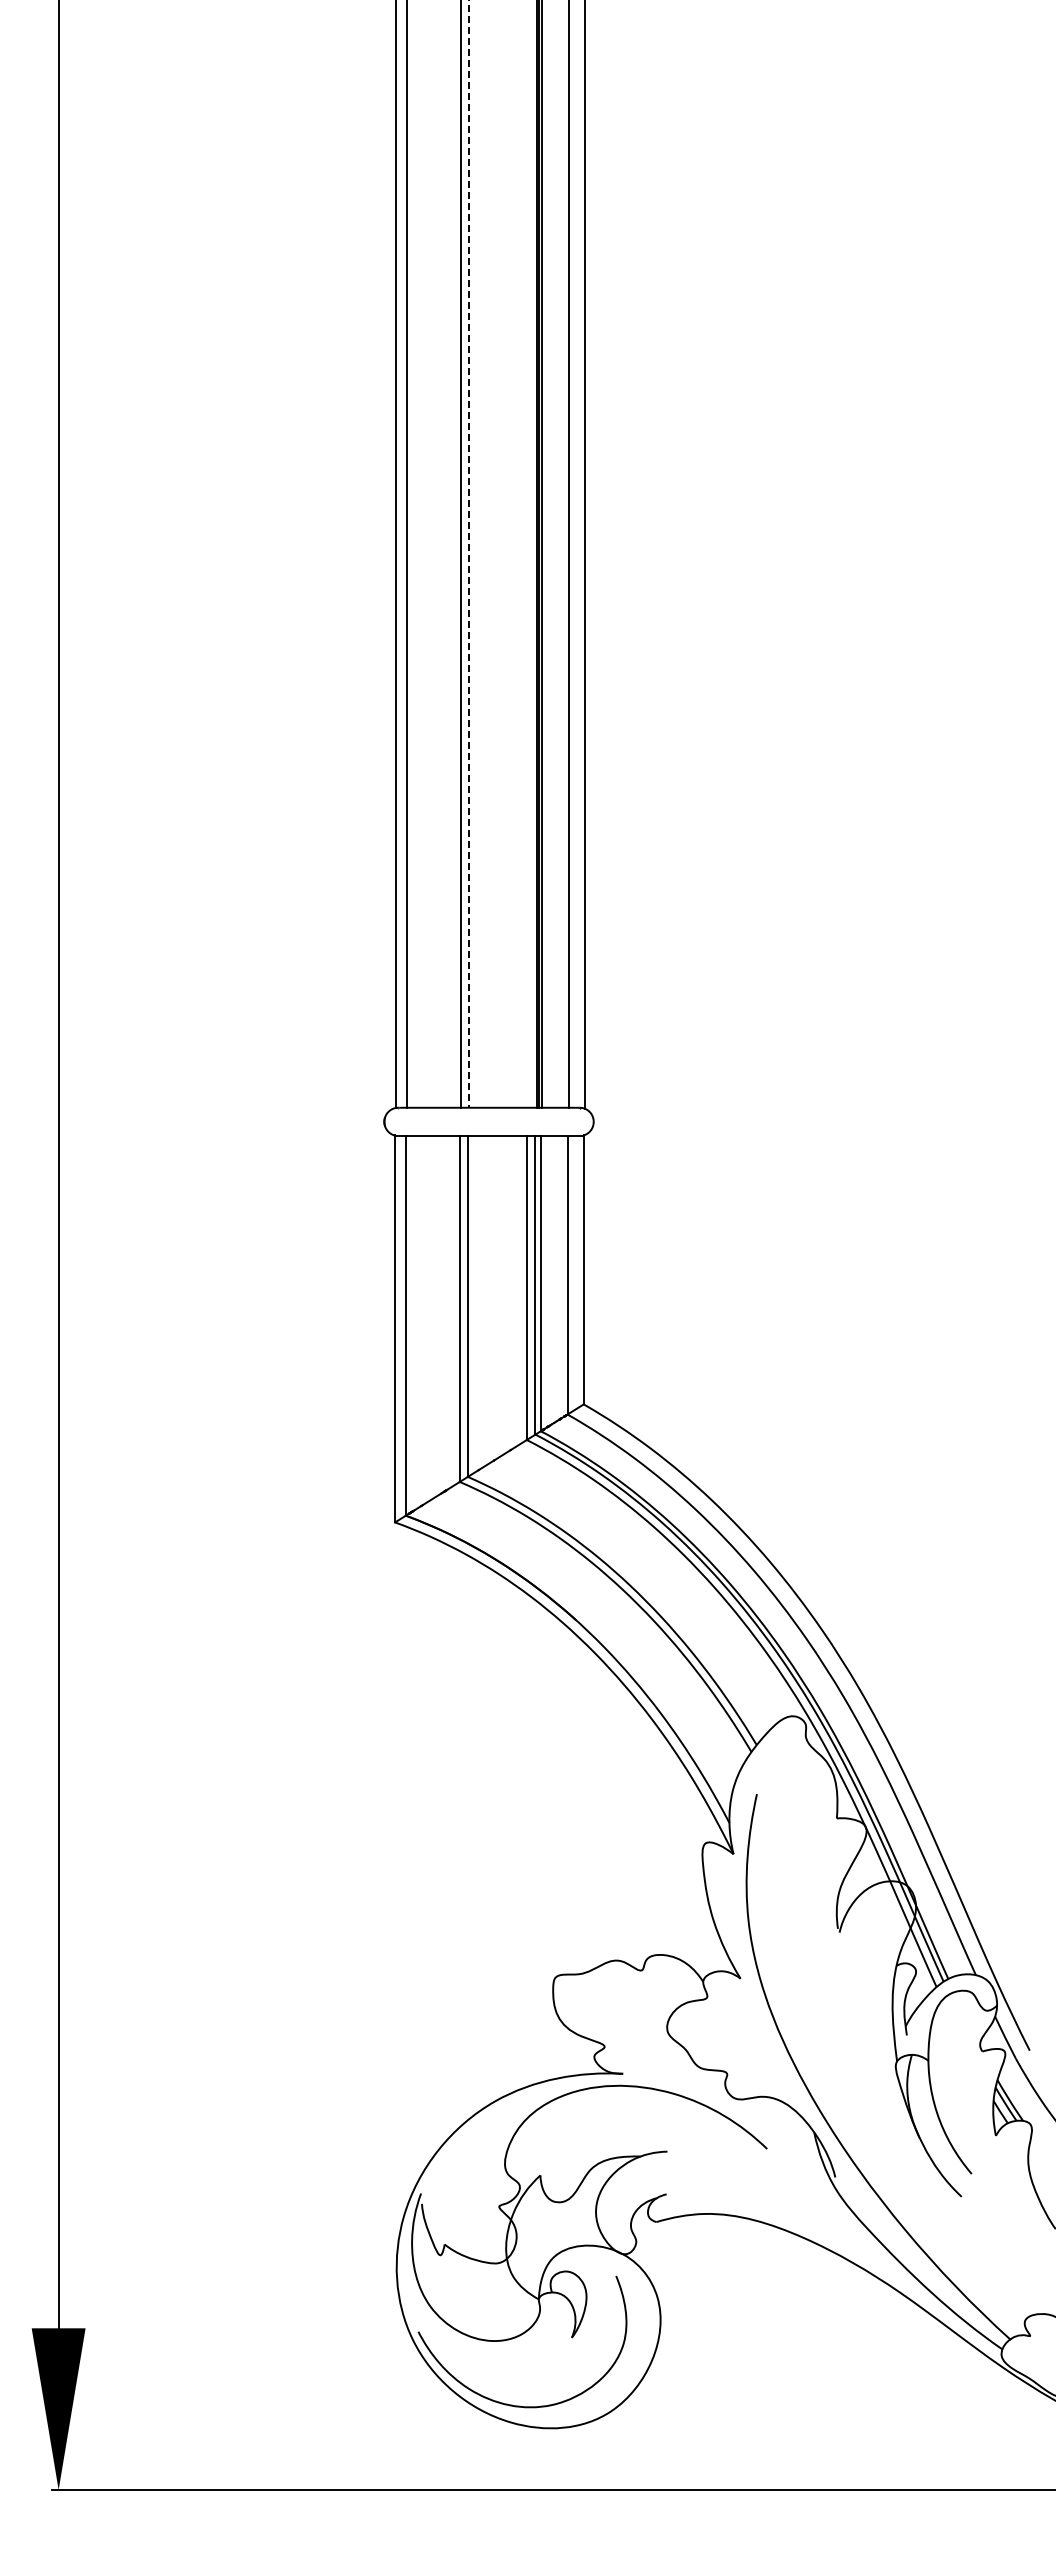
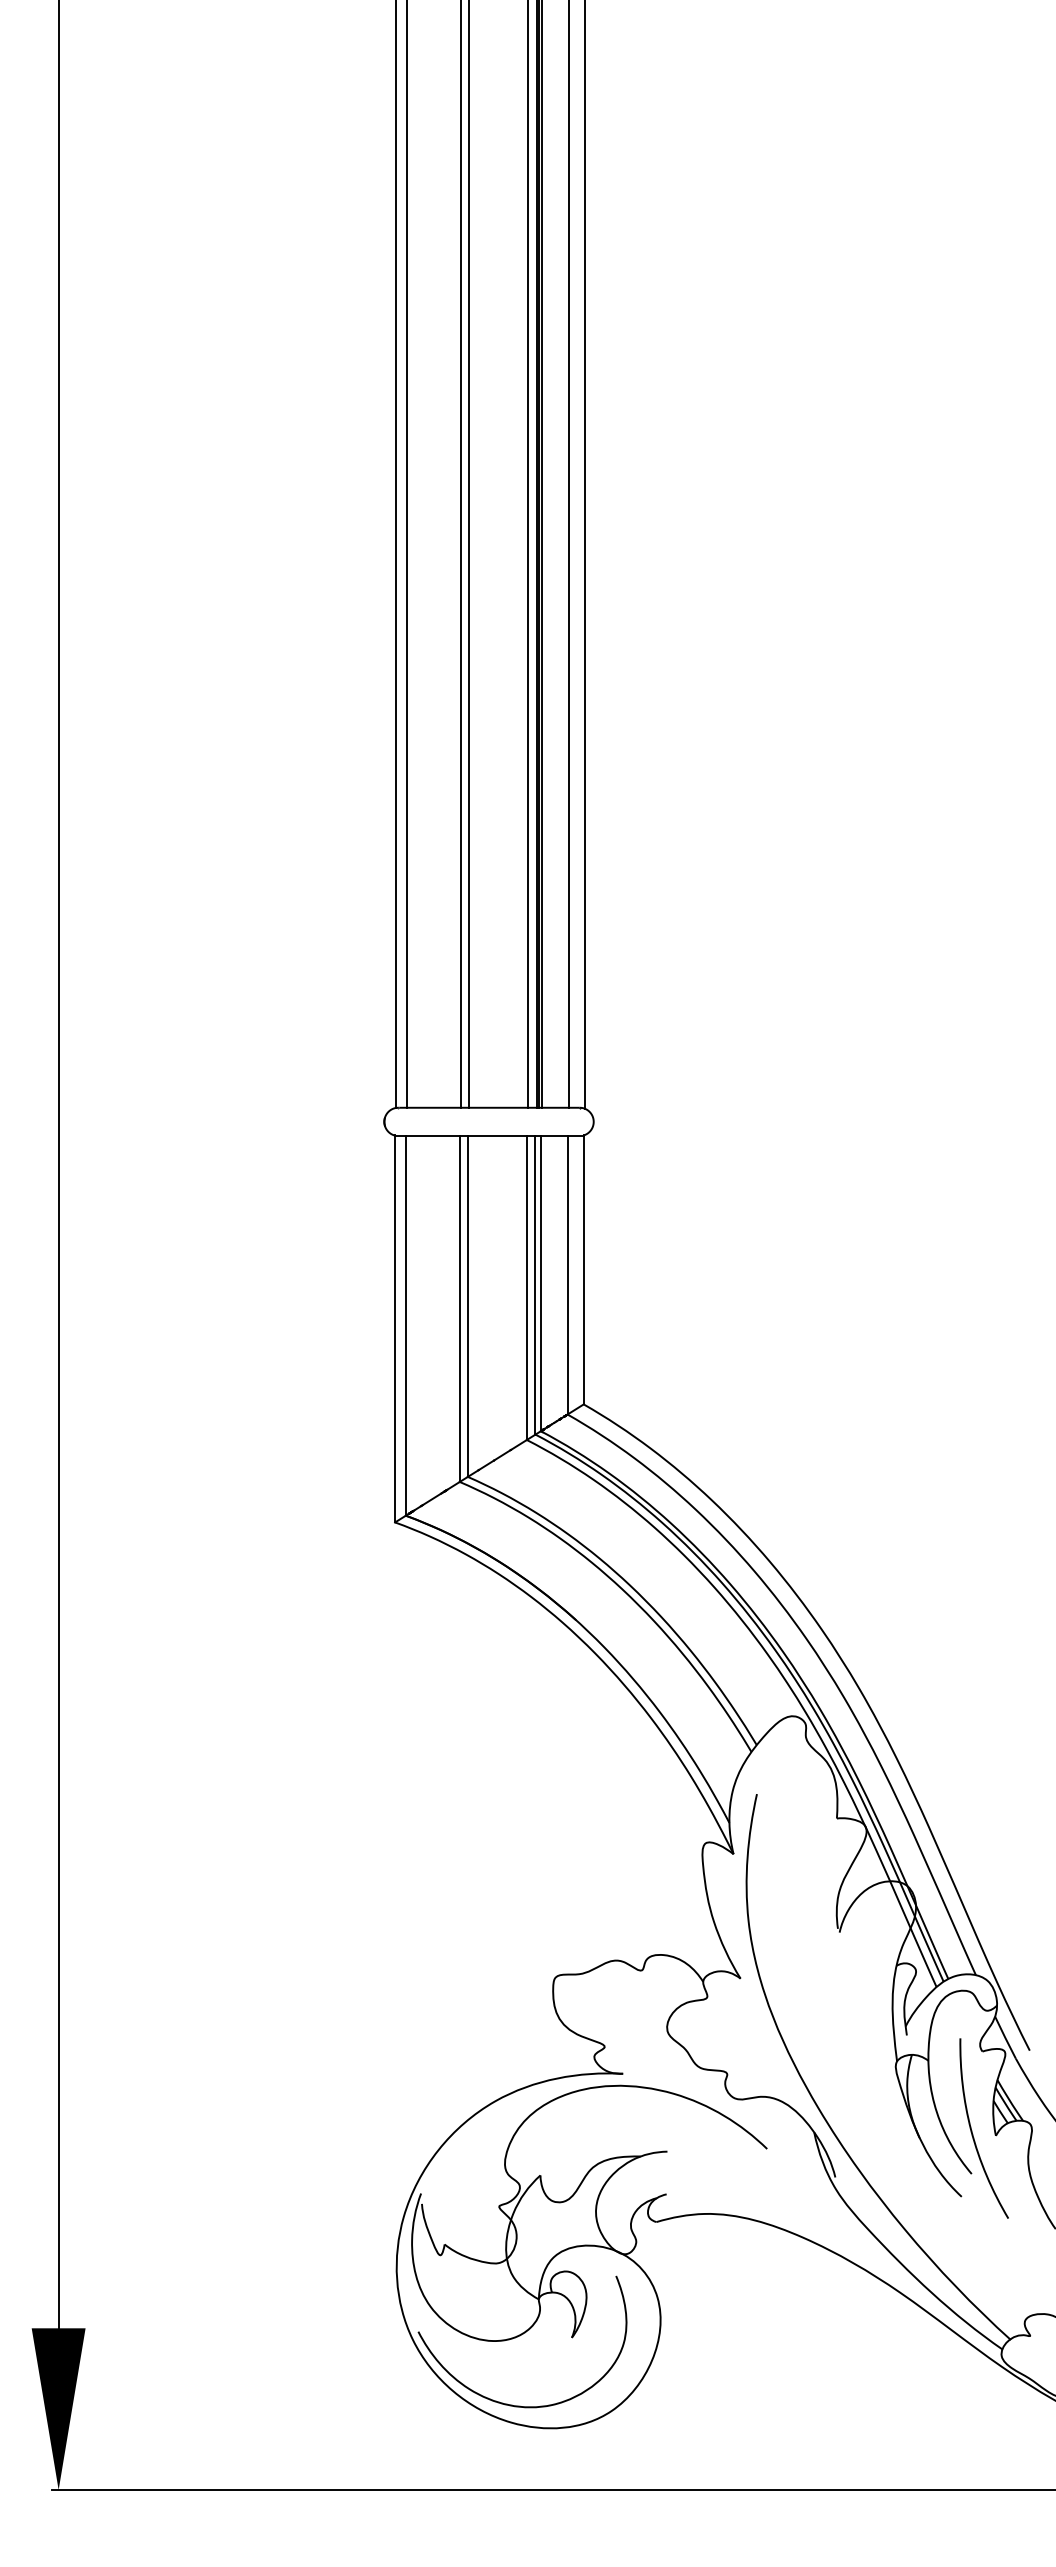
line: dashed -> solid (469, 554)
line: none -> present (528, 554)
curve: none -> present (972, 2130)
